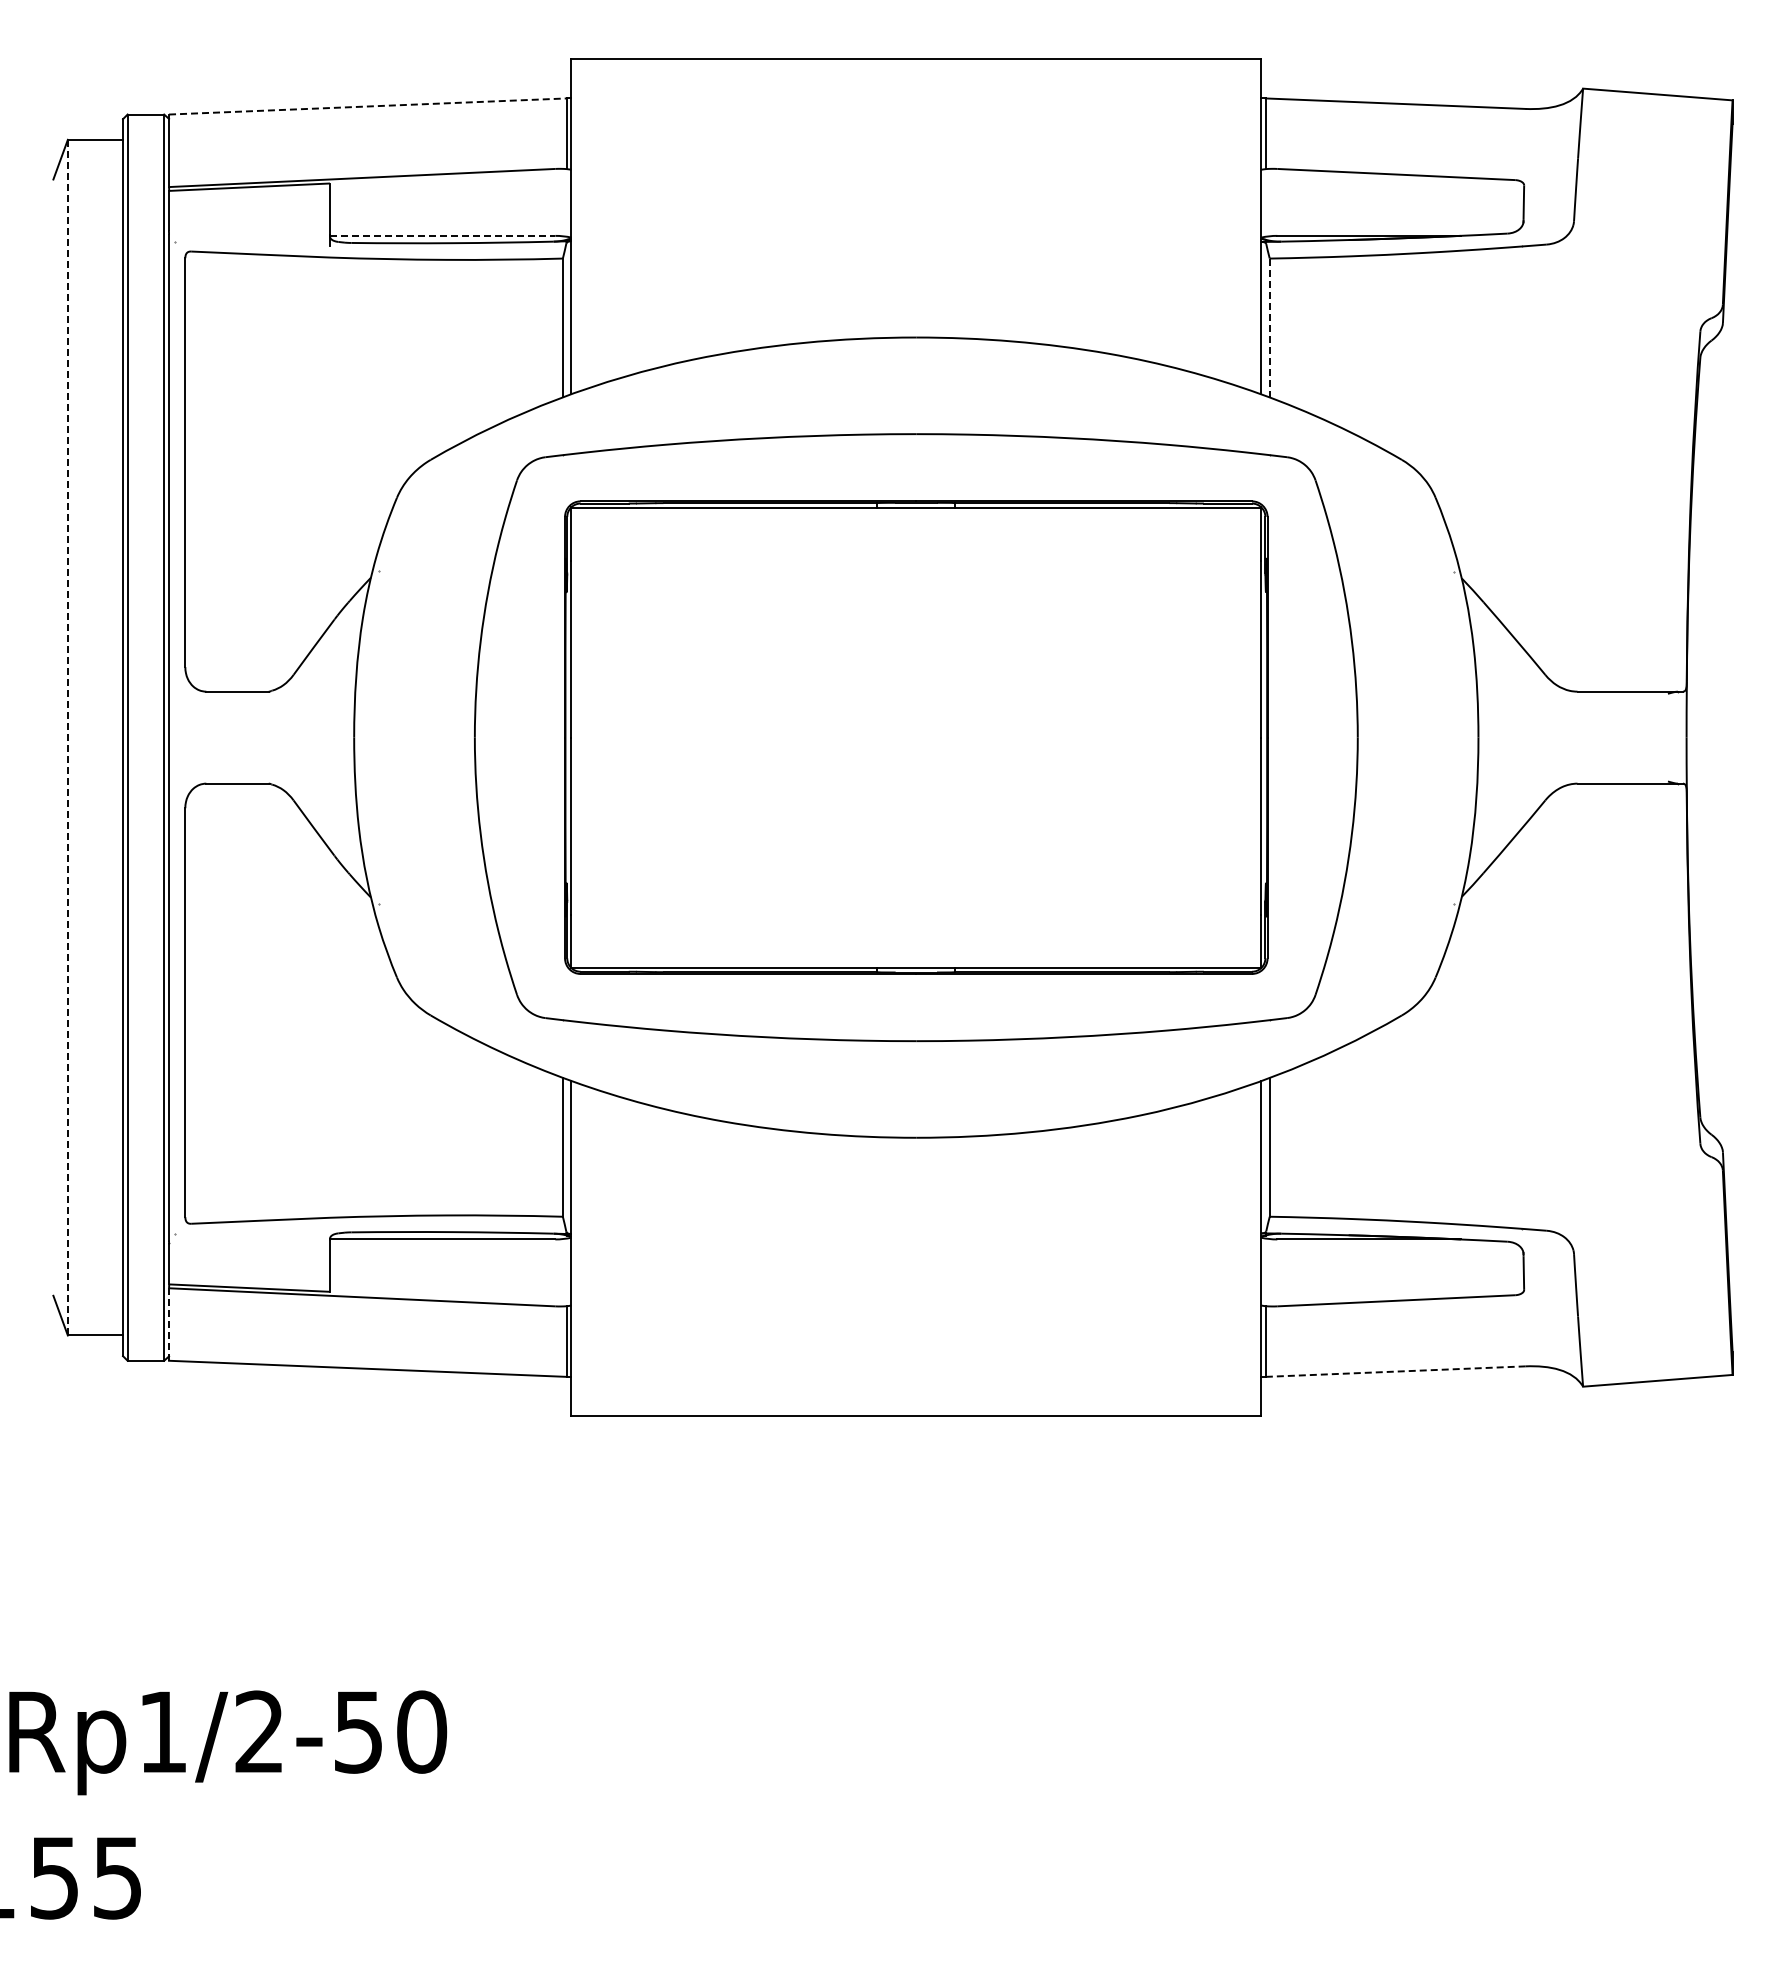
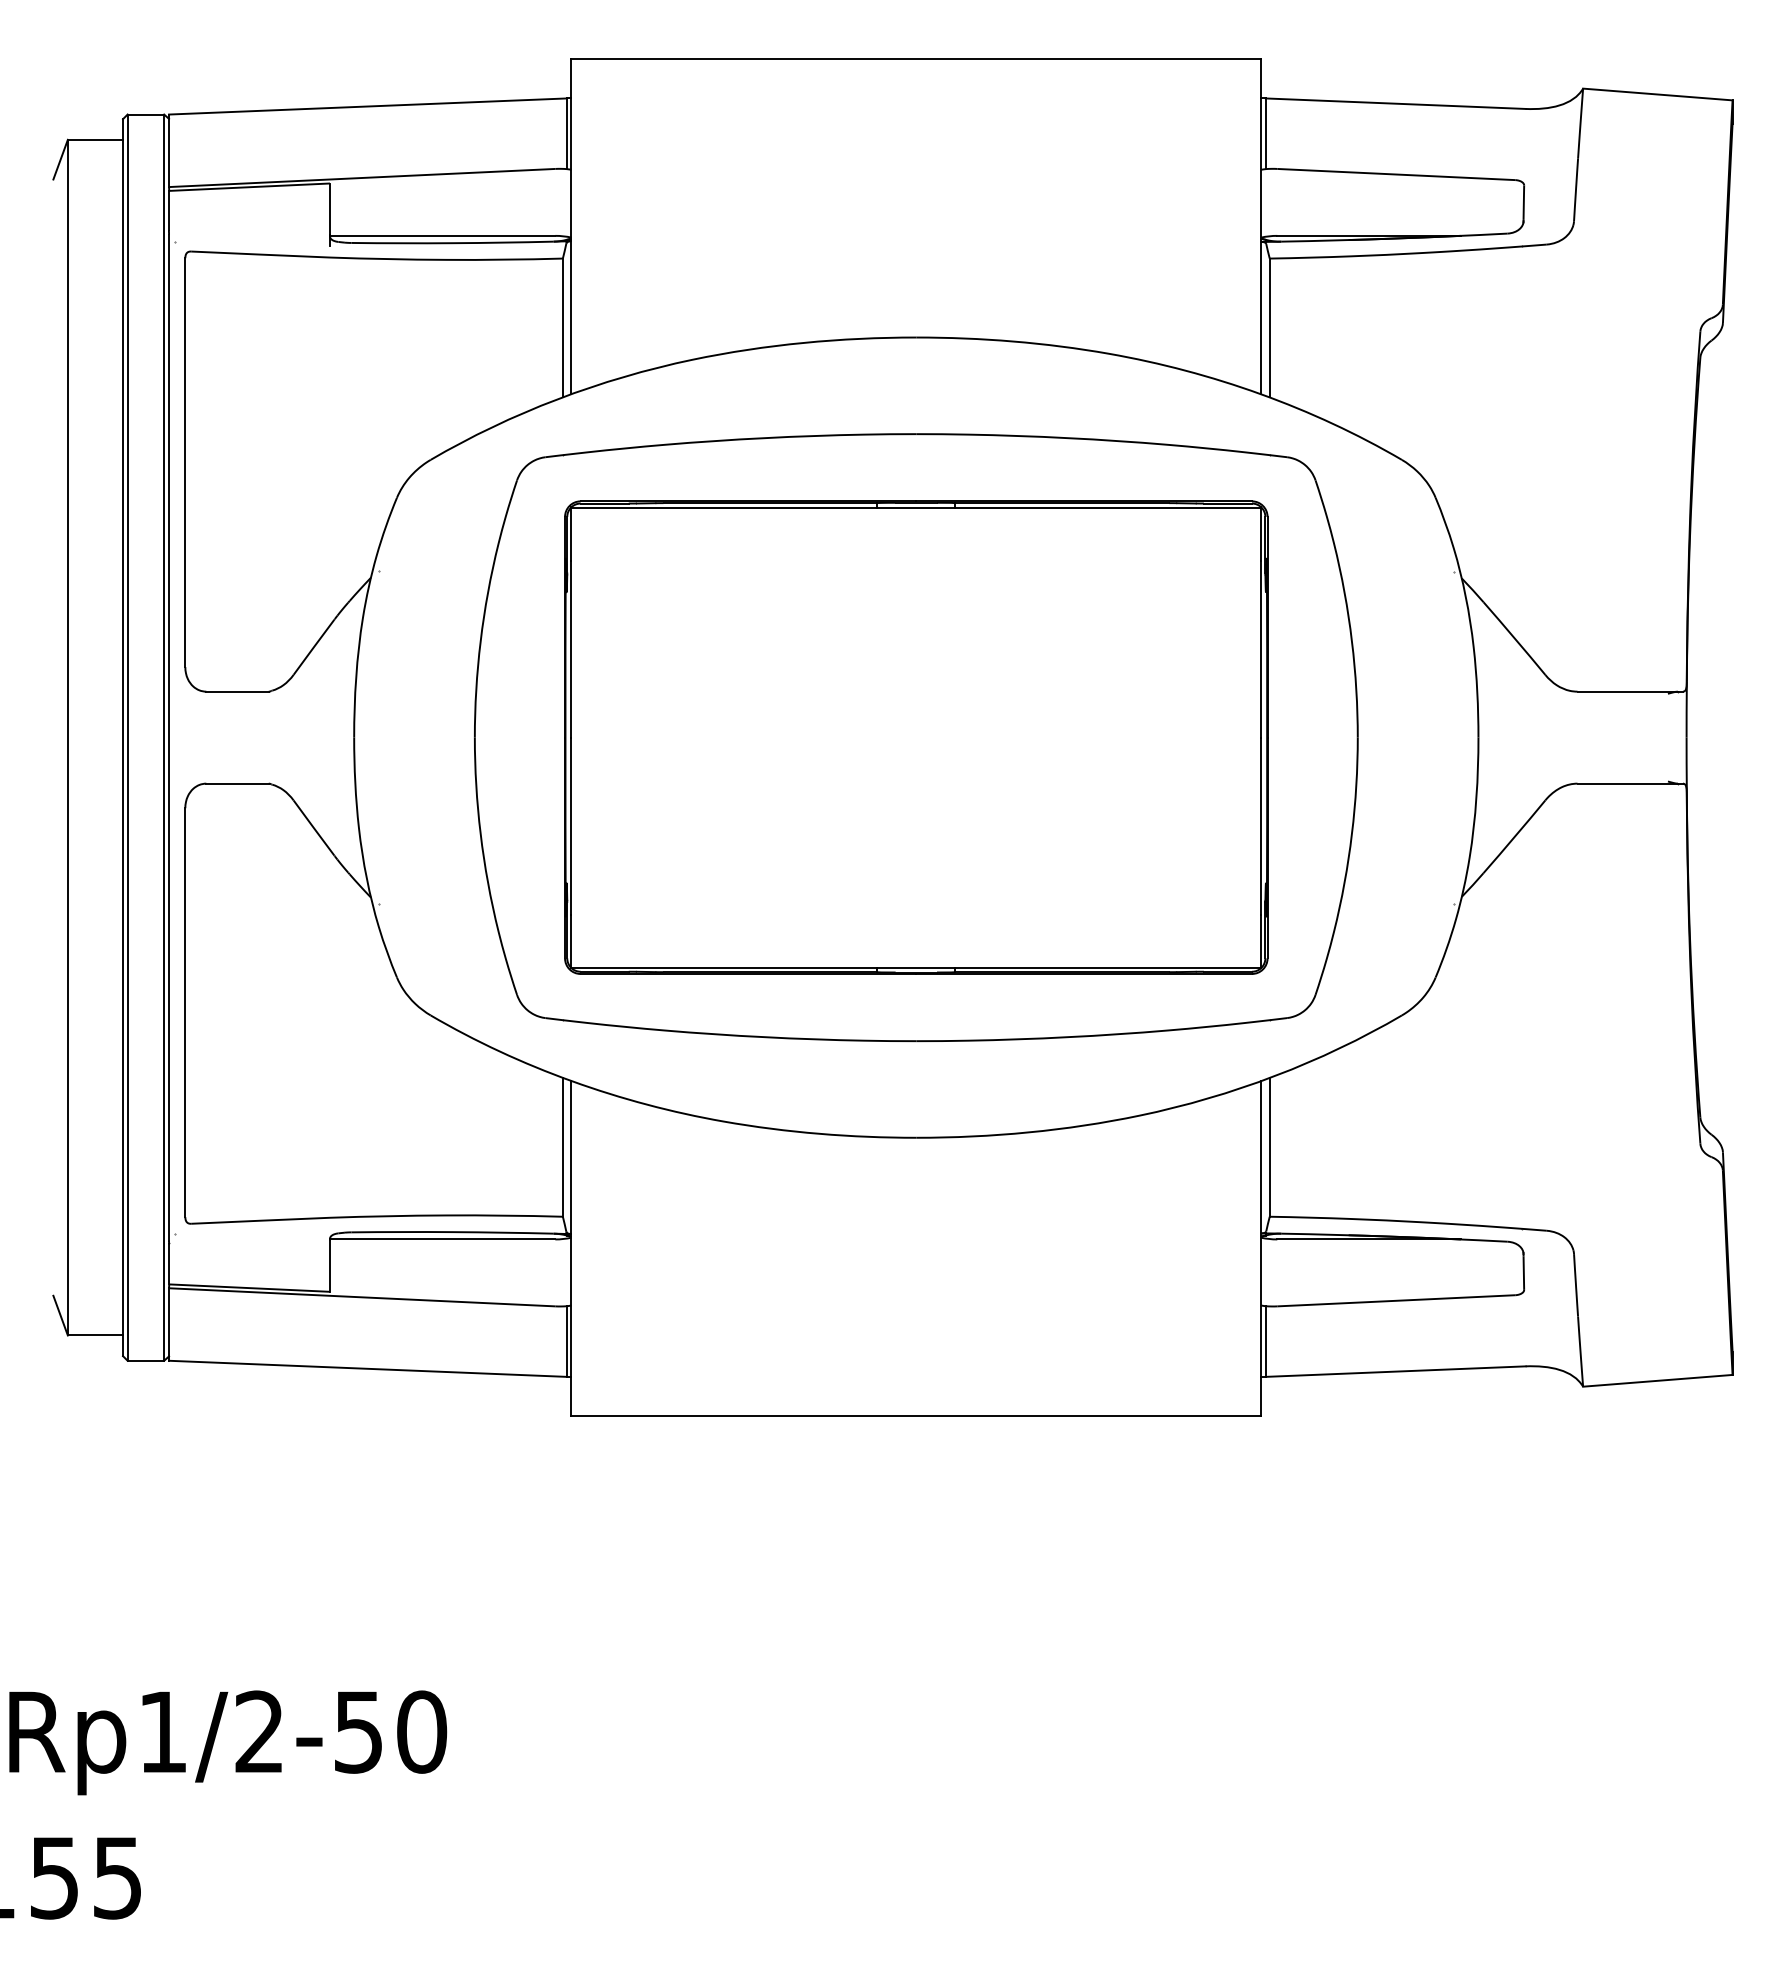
line: dashed -> solid (368, 106)
line: dashed -> solid (442, 235)
line: dashed -> solid (1269, 328)
line: dashed -> solid (67, 737)
line: dashed -> solid (169, 1324)
line: dashed -> solid (1395, 1371)
